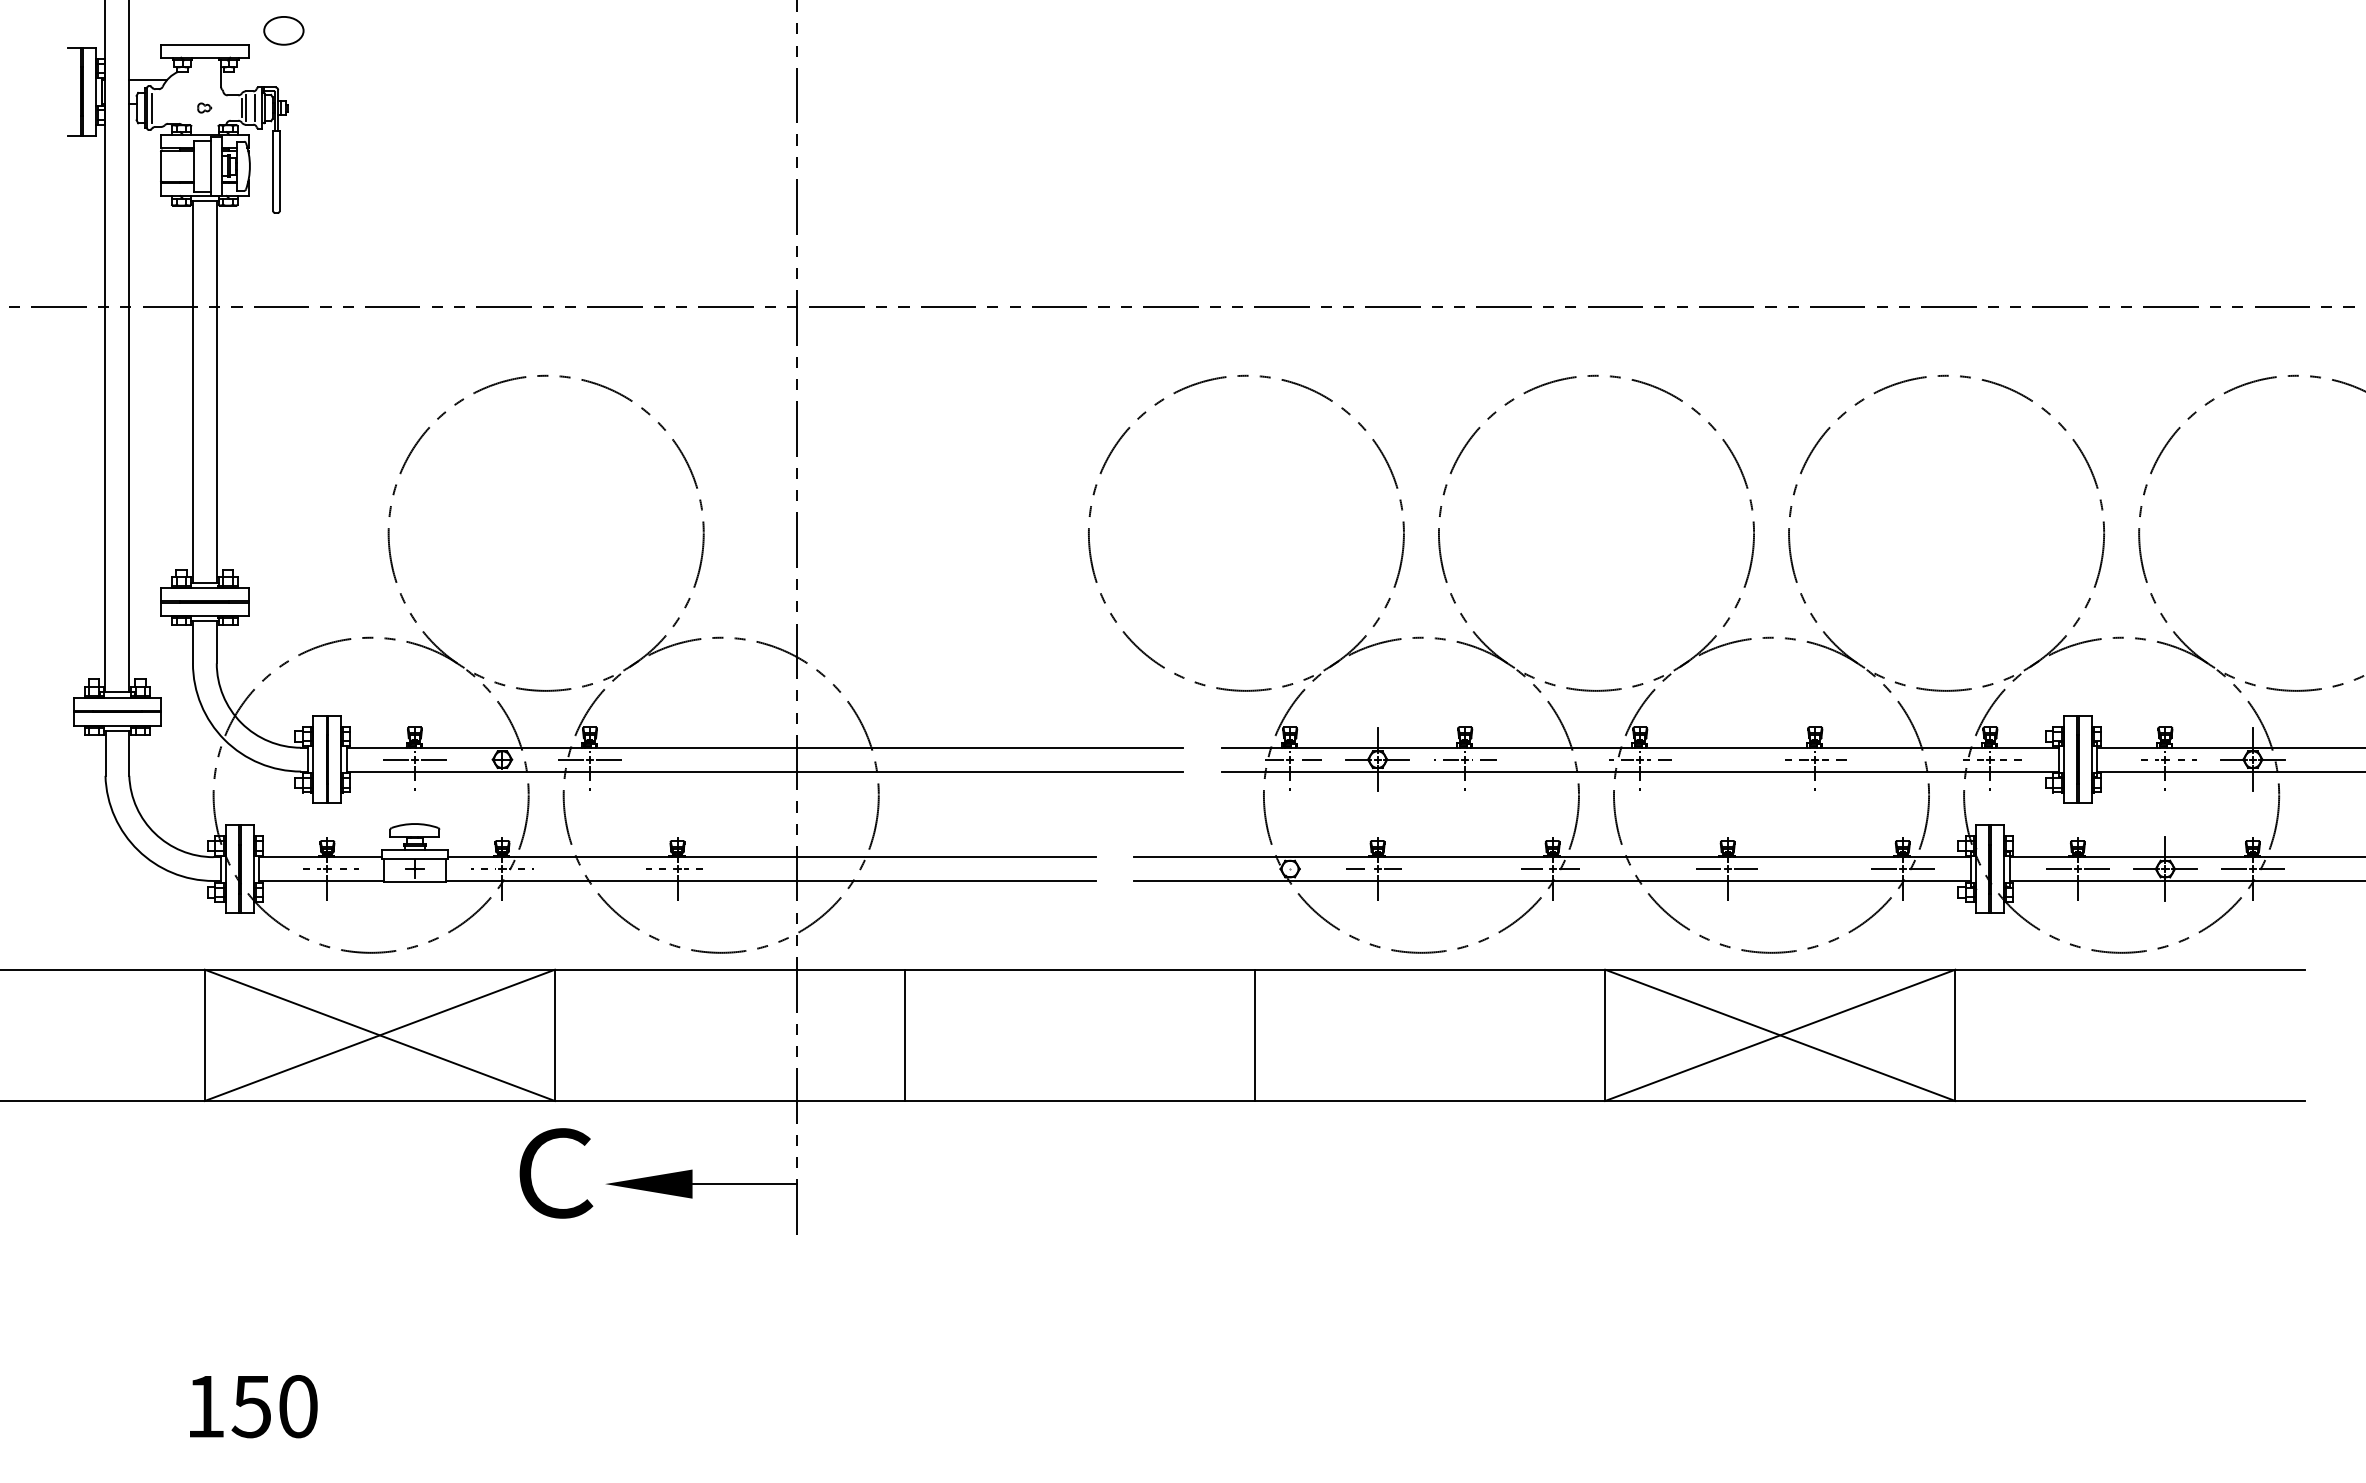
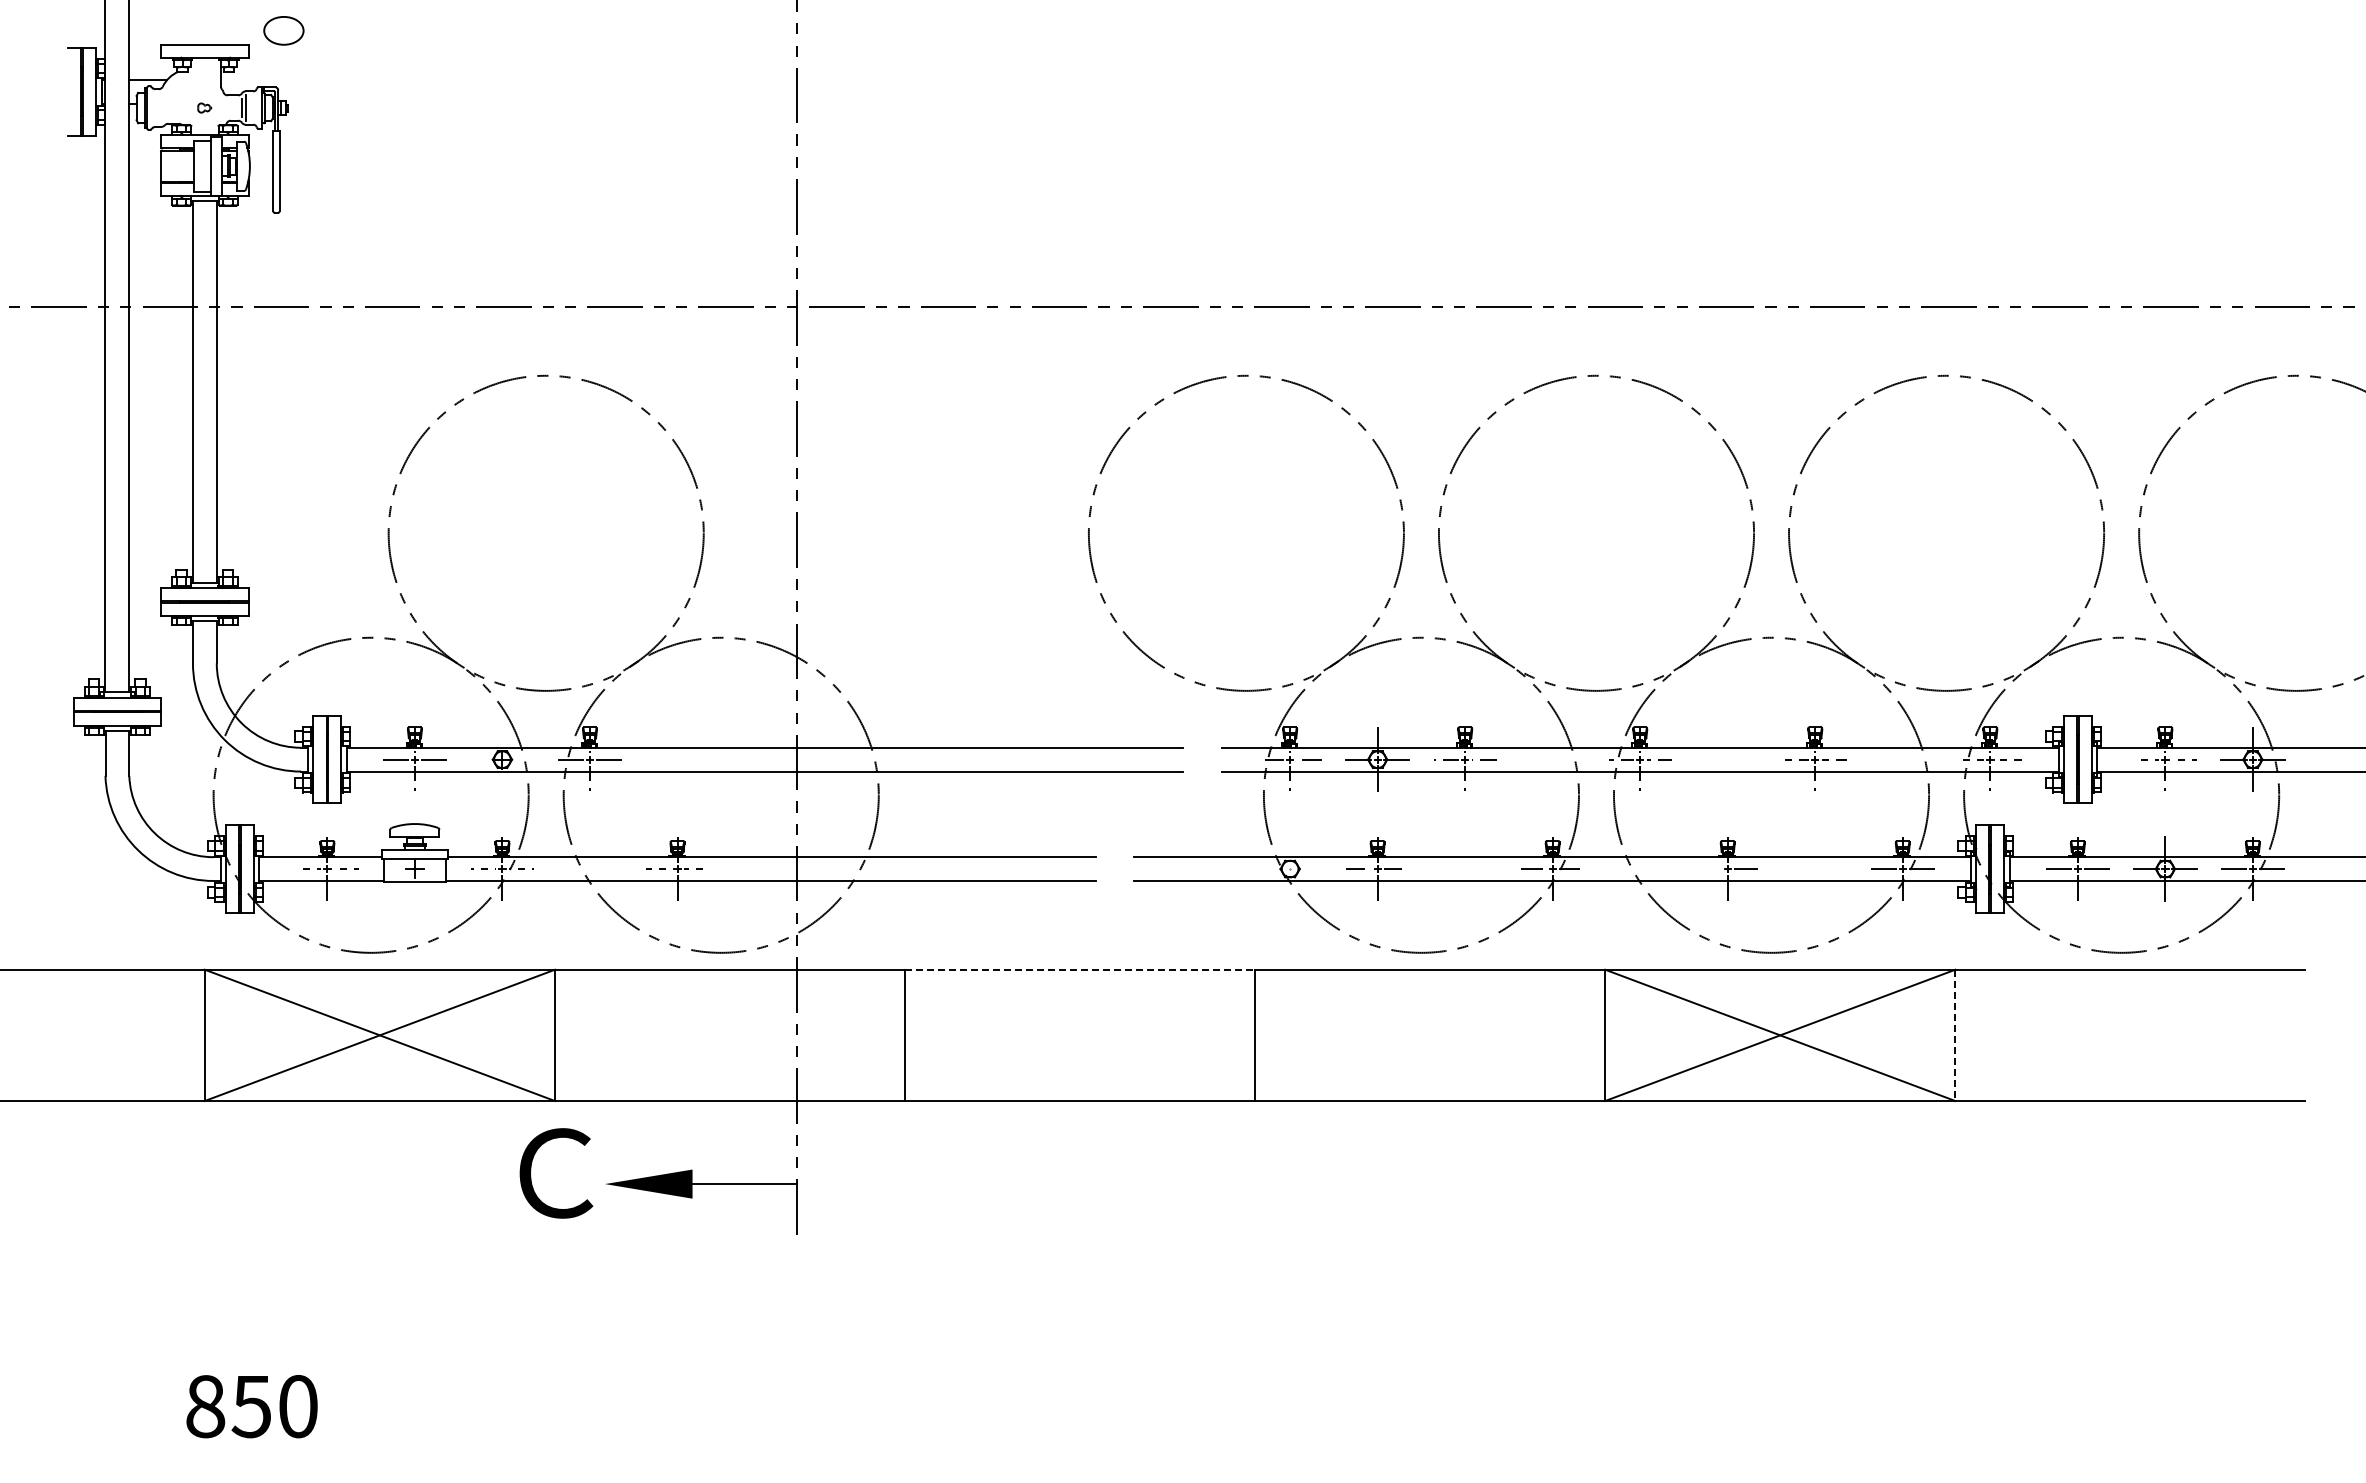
line: present -> none (152, 107)
line: present -> none (255, 108)
line: present -> none (1708, 869)
line: solid -> dashed (1080, 969)
line: solid -> dashed (1955, 1035)
text: 150 -> 850 (205, 1406)
